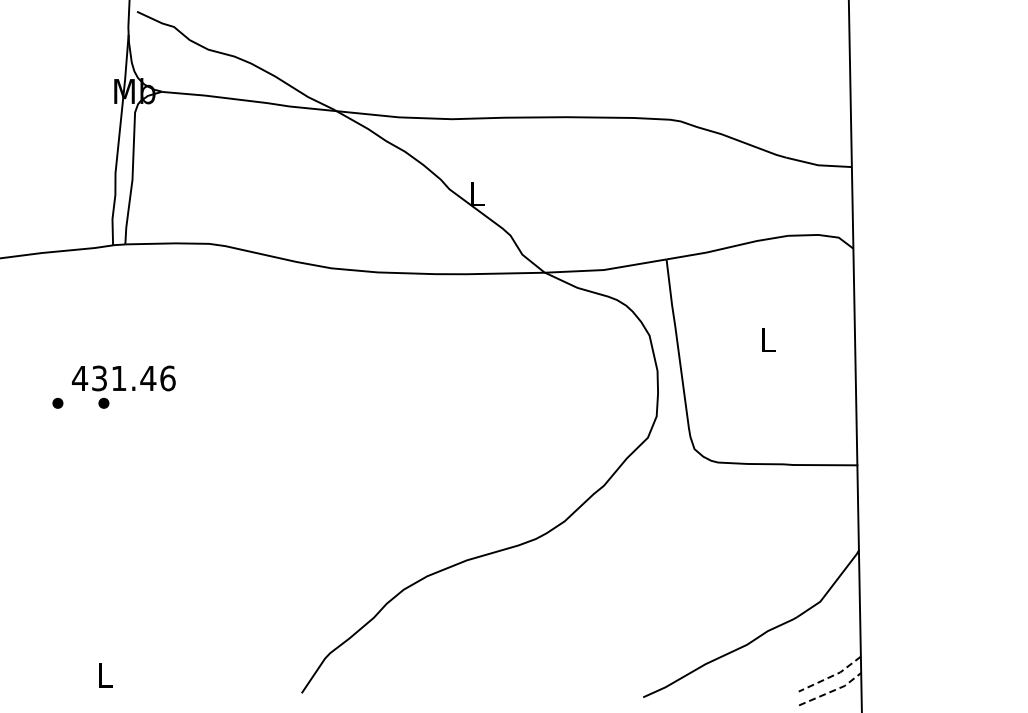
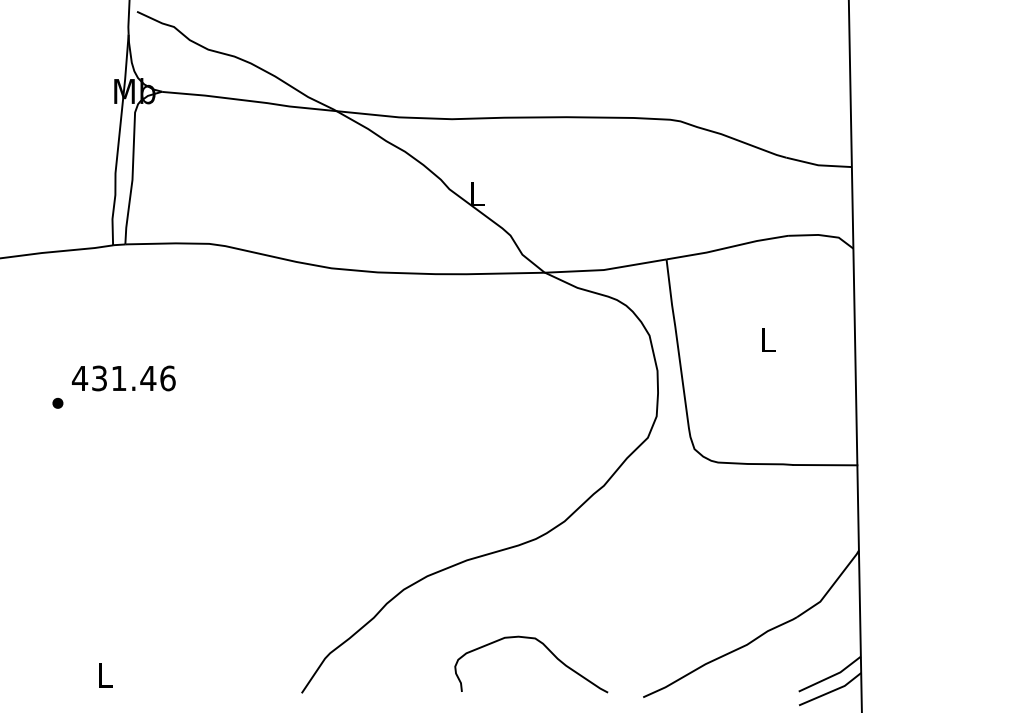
part: present -> none (103, 402)
curve: none -> present (546, 648)
line: dashed -> solid (831, 676)
line: dashed -> solid (831, 691)
